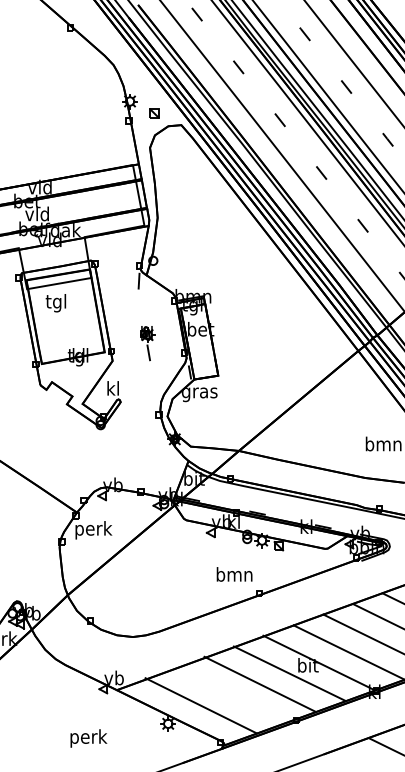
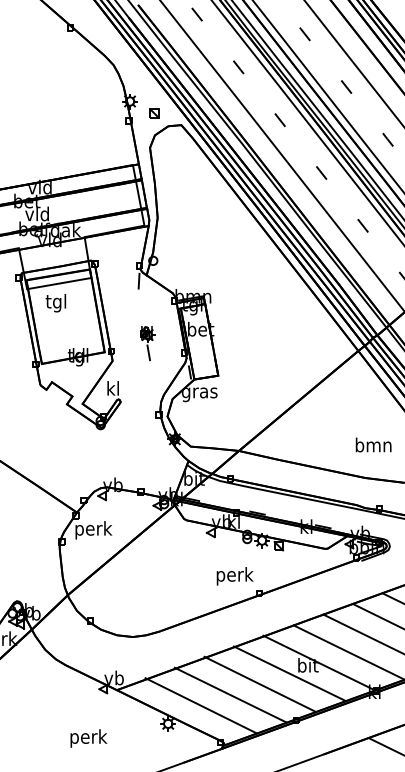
text position: (383, 443) -> (373, 444) (373, 444)
text: bmn -> perk (234, 576)
line: none -> present (230, 694)
